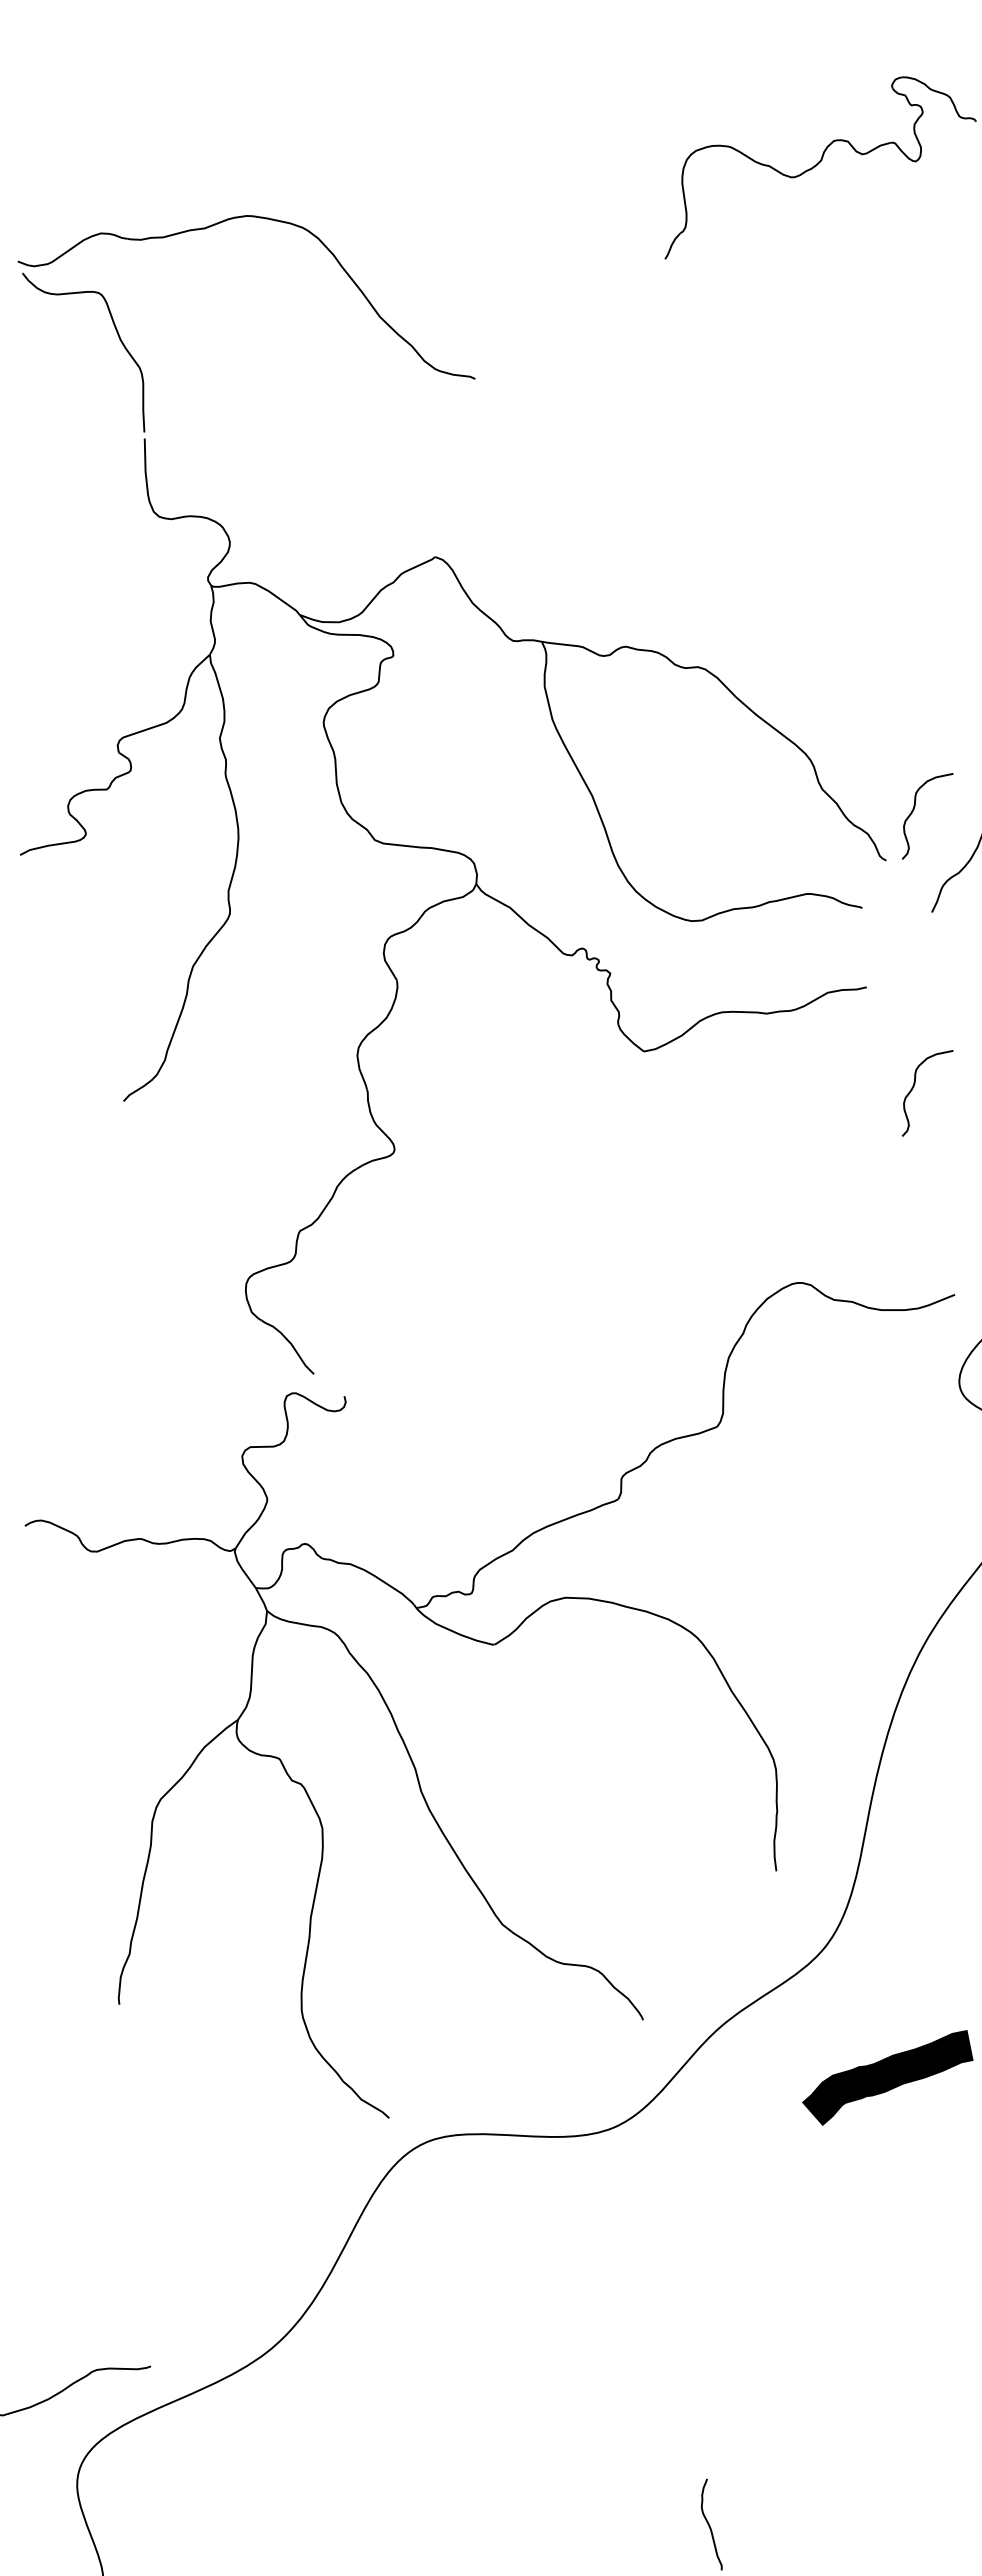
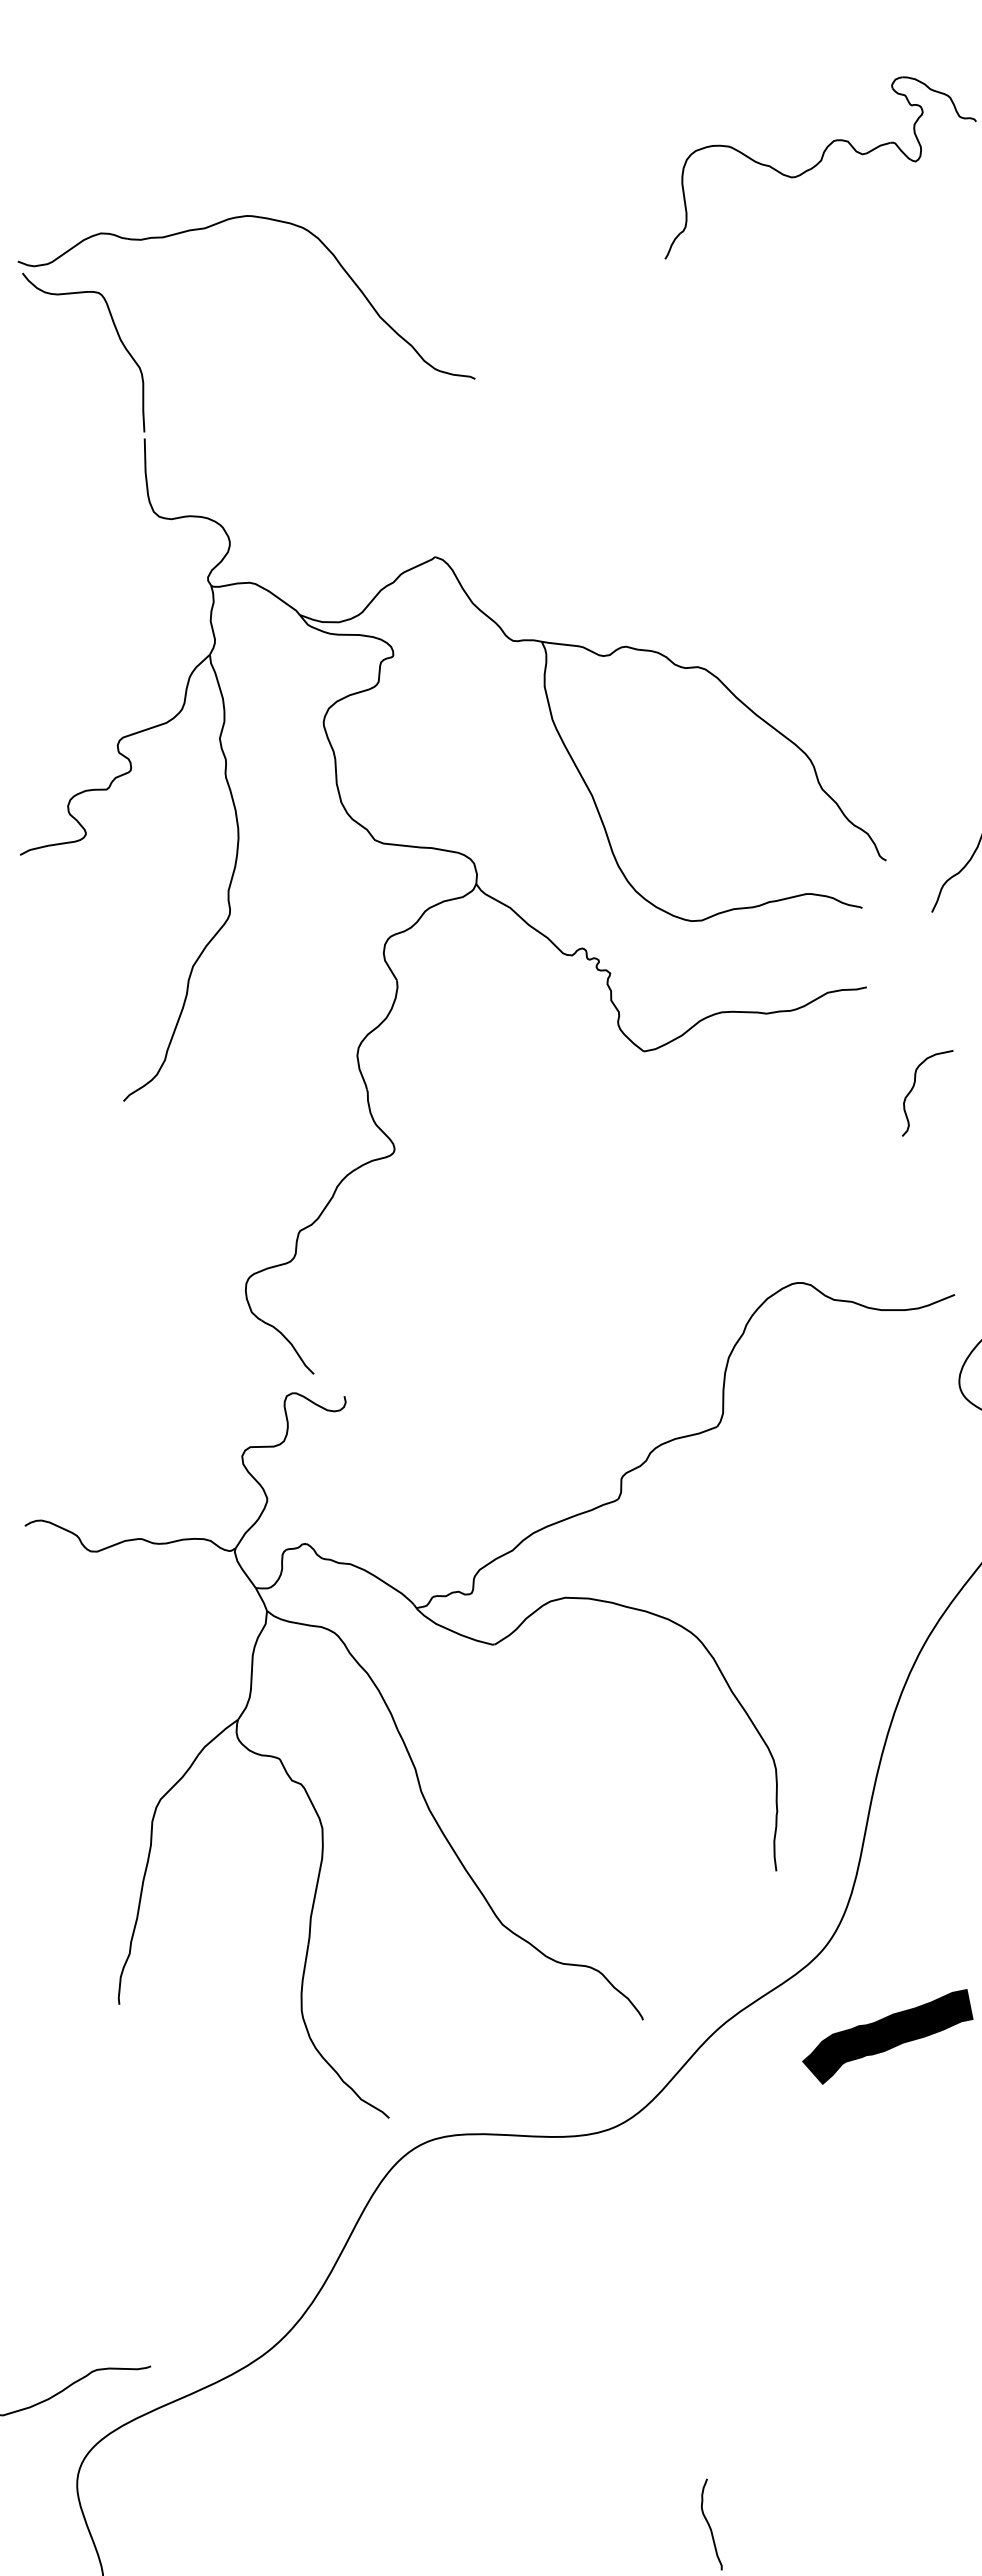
curve: present -> none (914, 809)
curve position: (887, 2077) -> (887, 2036) (887, 2036)
